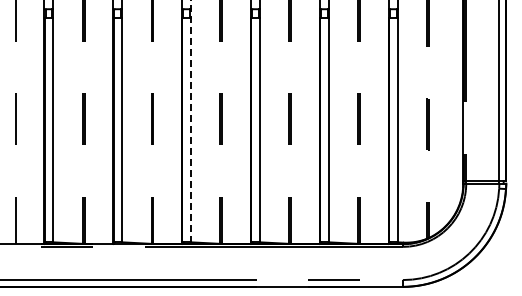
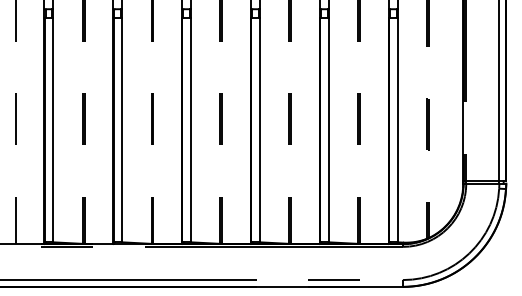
line: dashed -> solid (191, 121)
